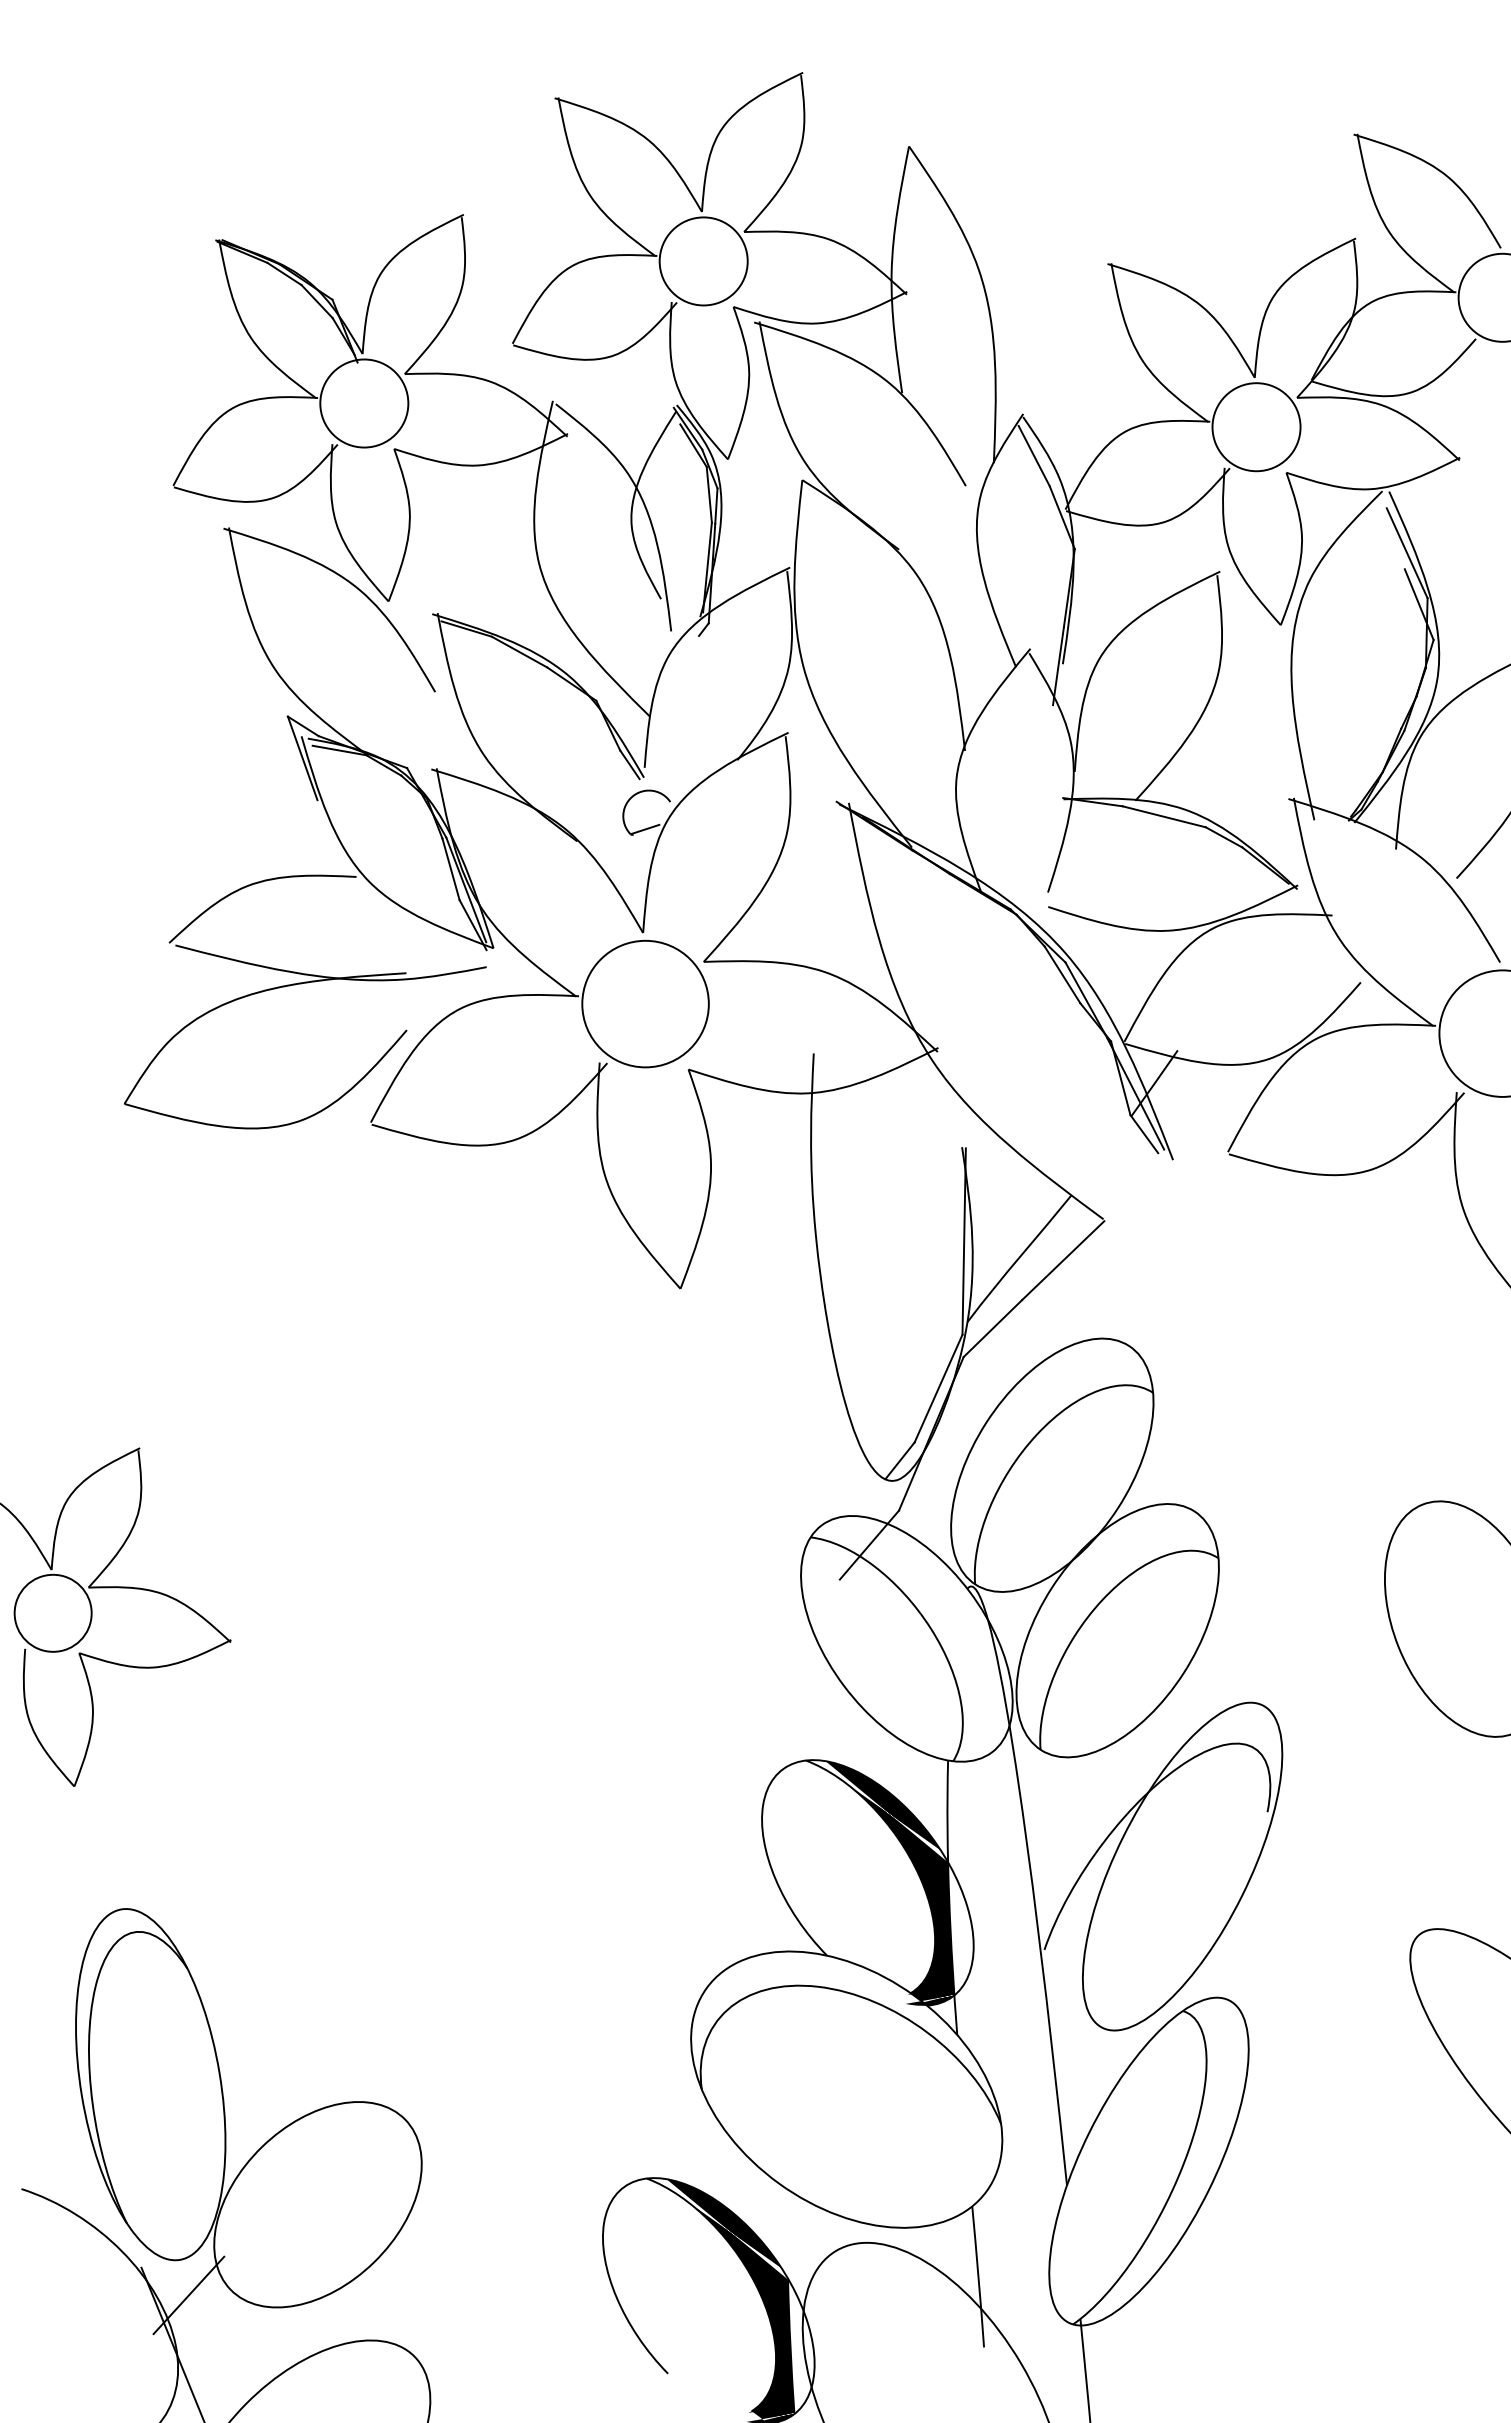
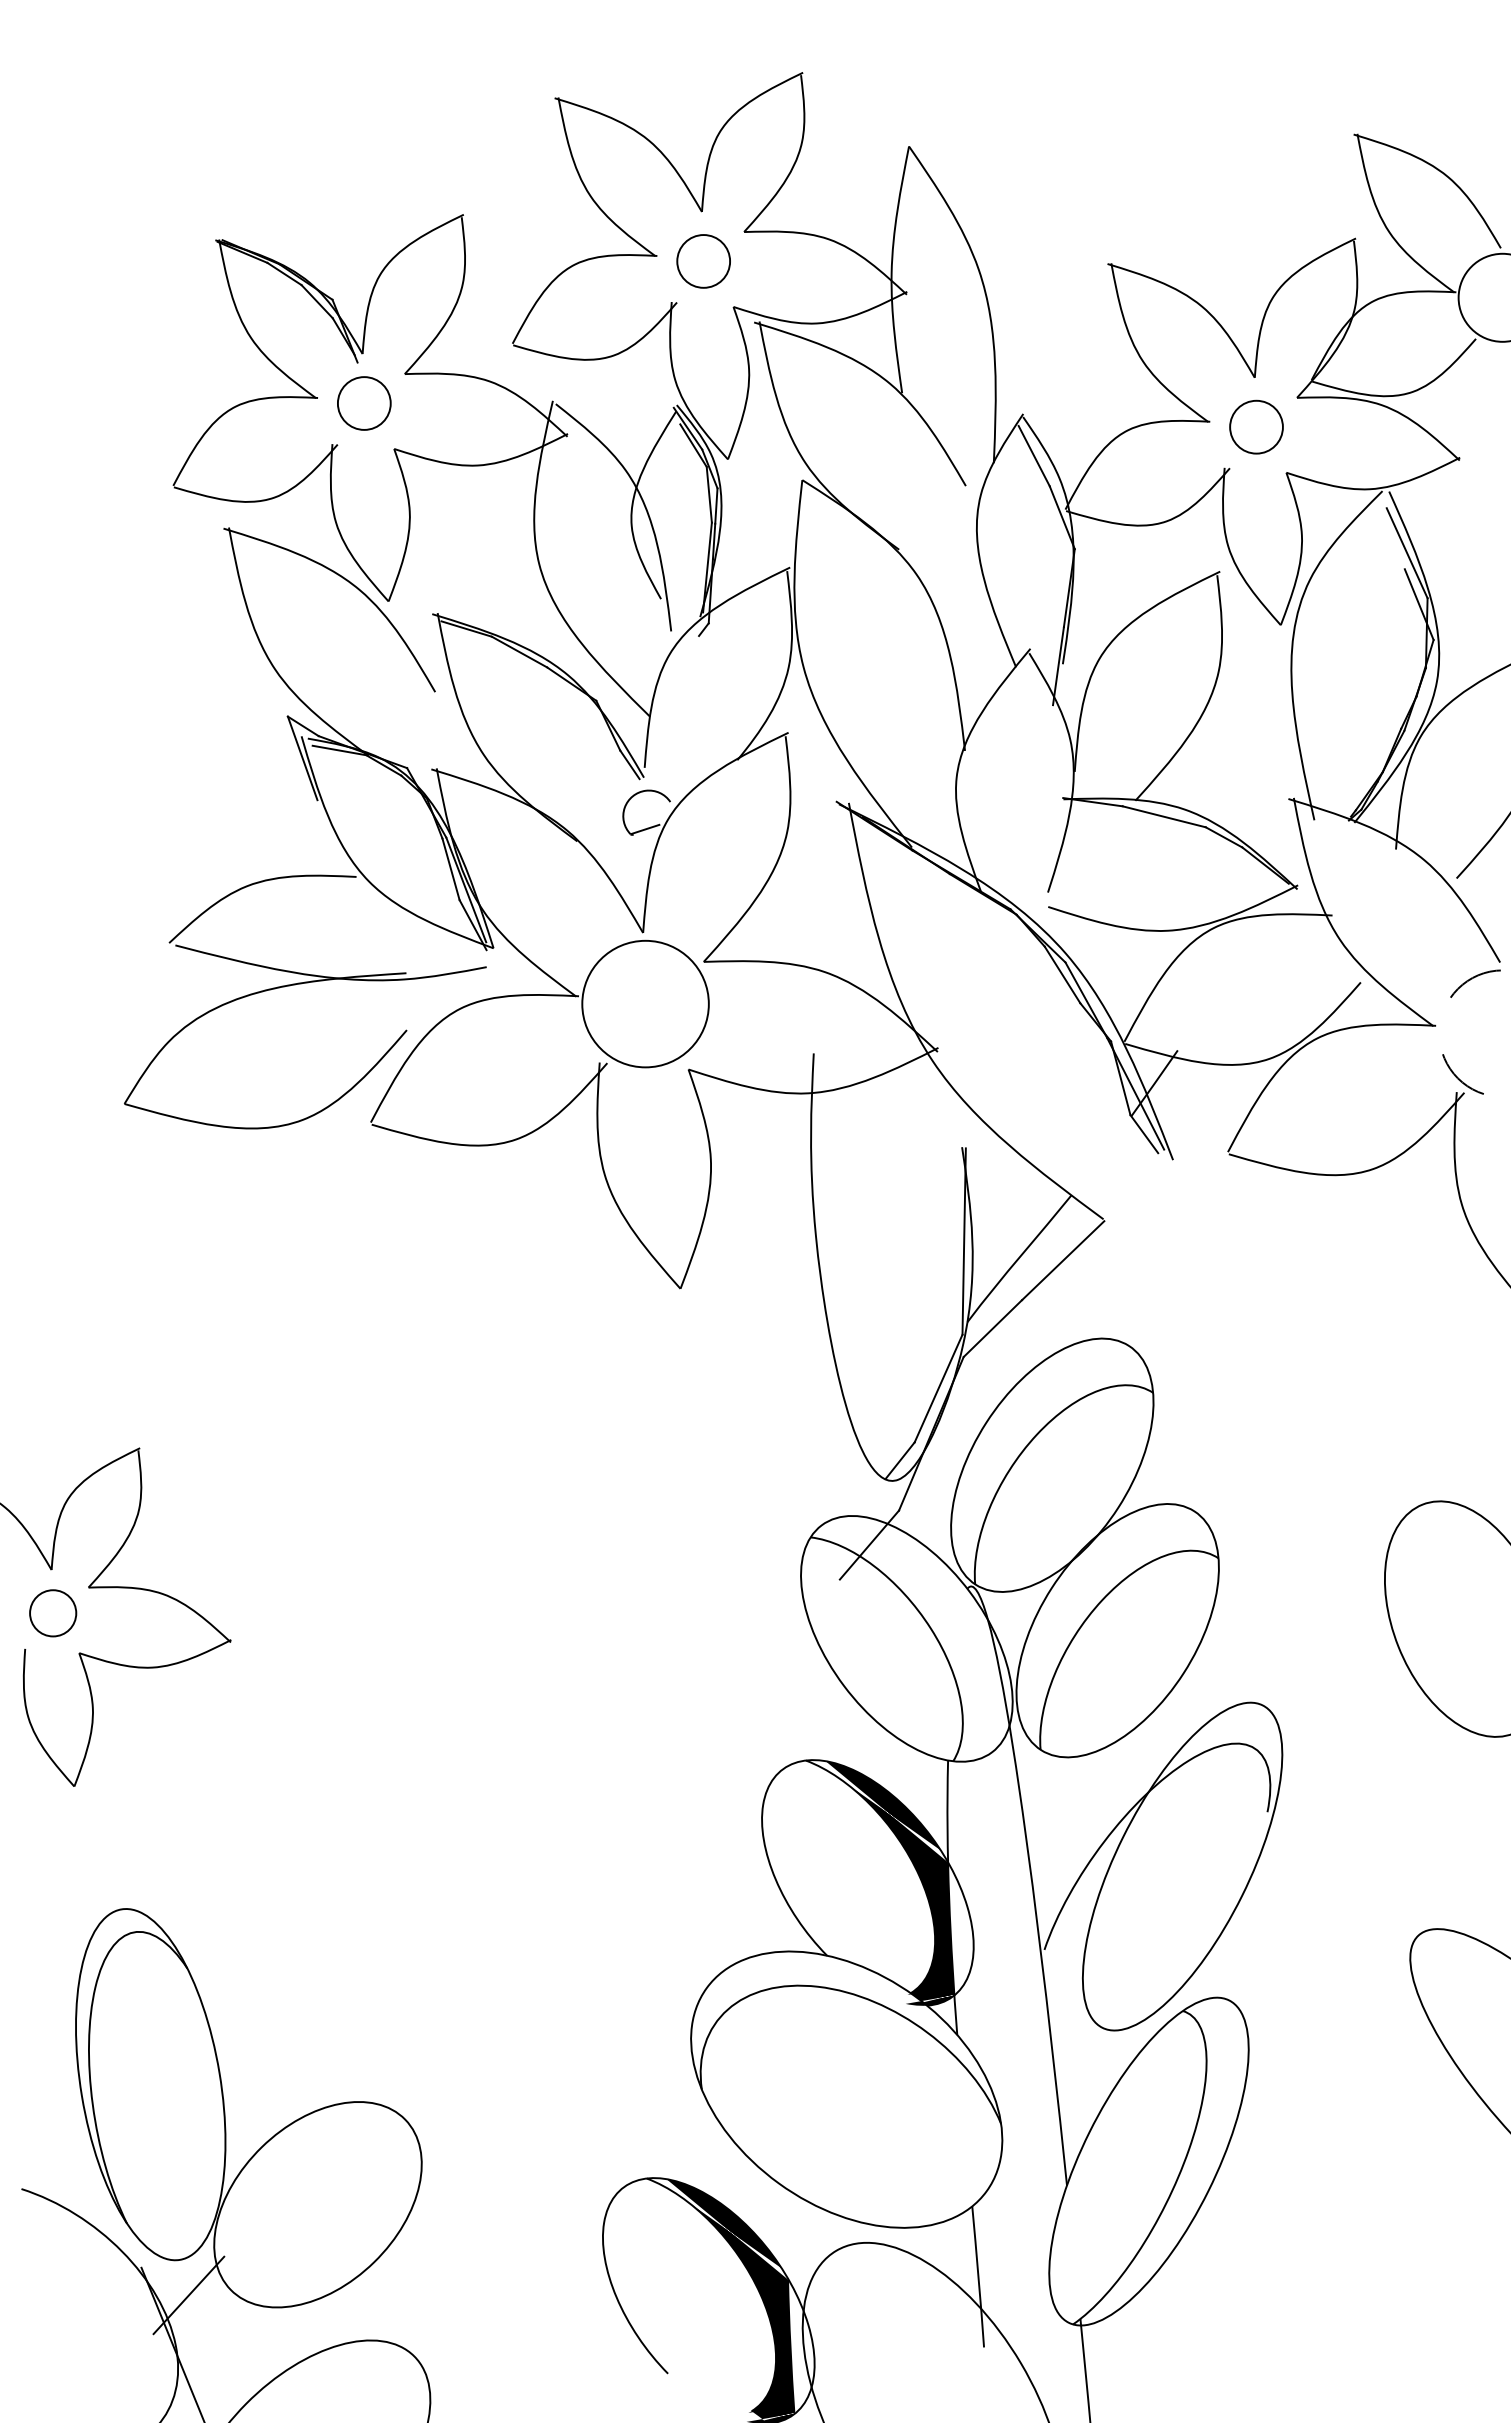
circle diameter: 88 px -> 53 px (703, 261)
circle diameter: 88 px -> 53 px (363, 403)
circle diameter: 88 px -> 53 px (1256, 426)
circle: solid -> dashed (1474, 1033)
circle diameter: 77 px -> 46 px (53, 1613)
